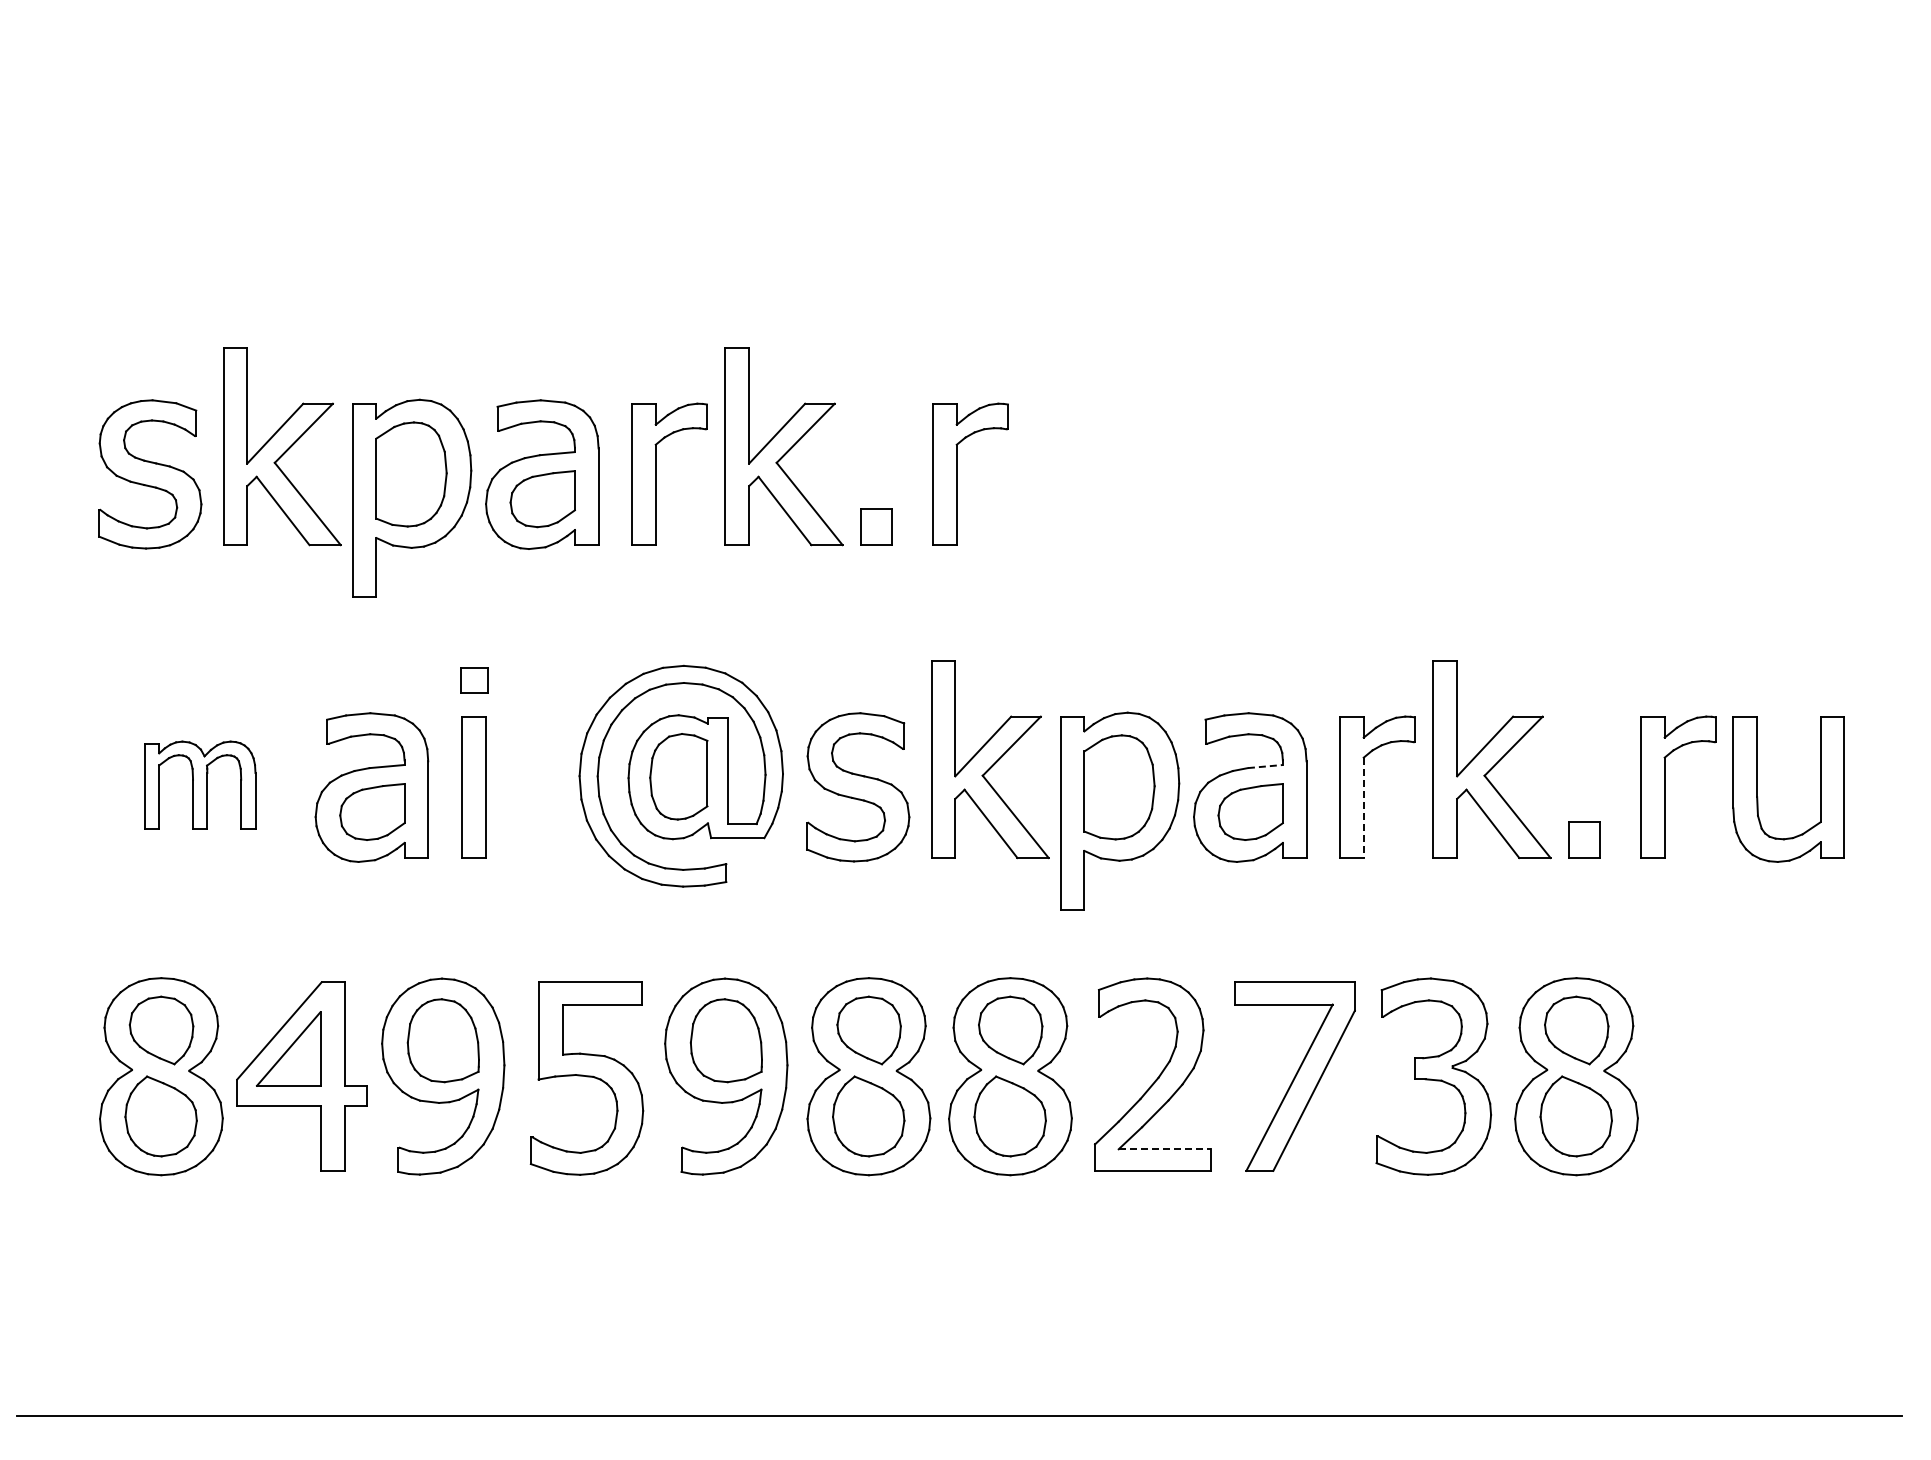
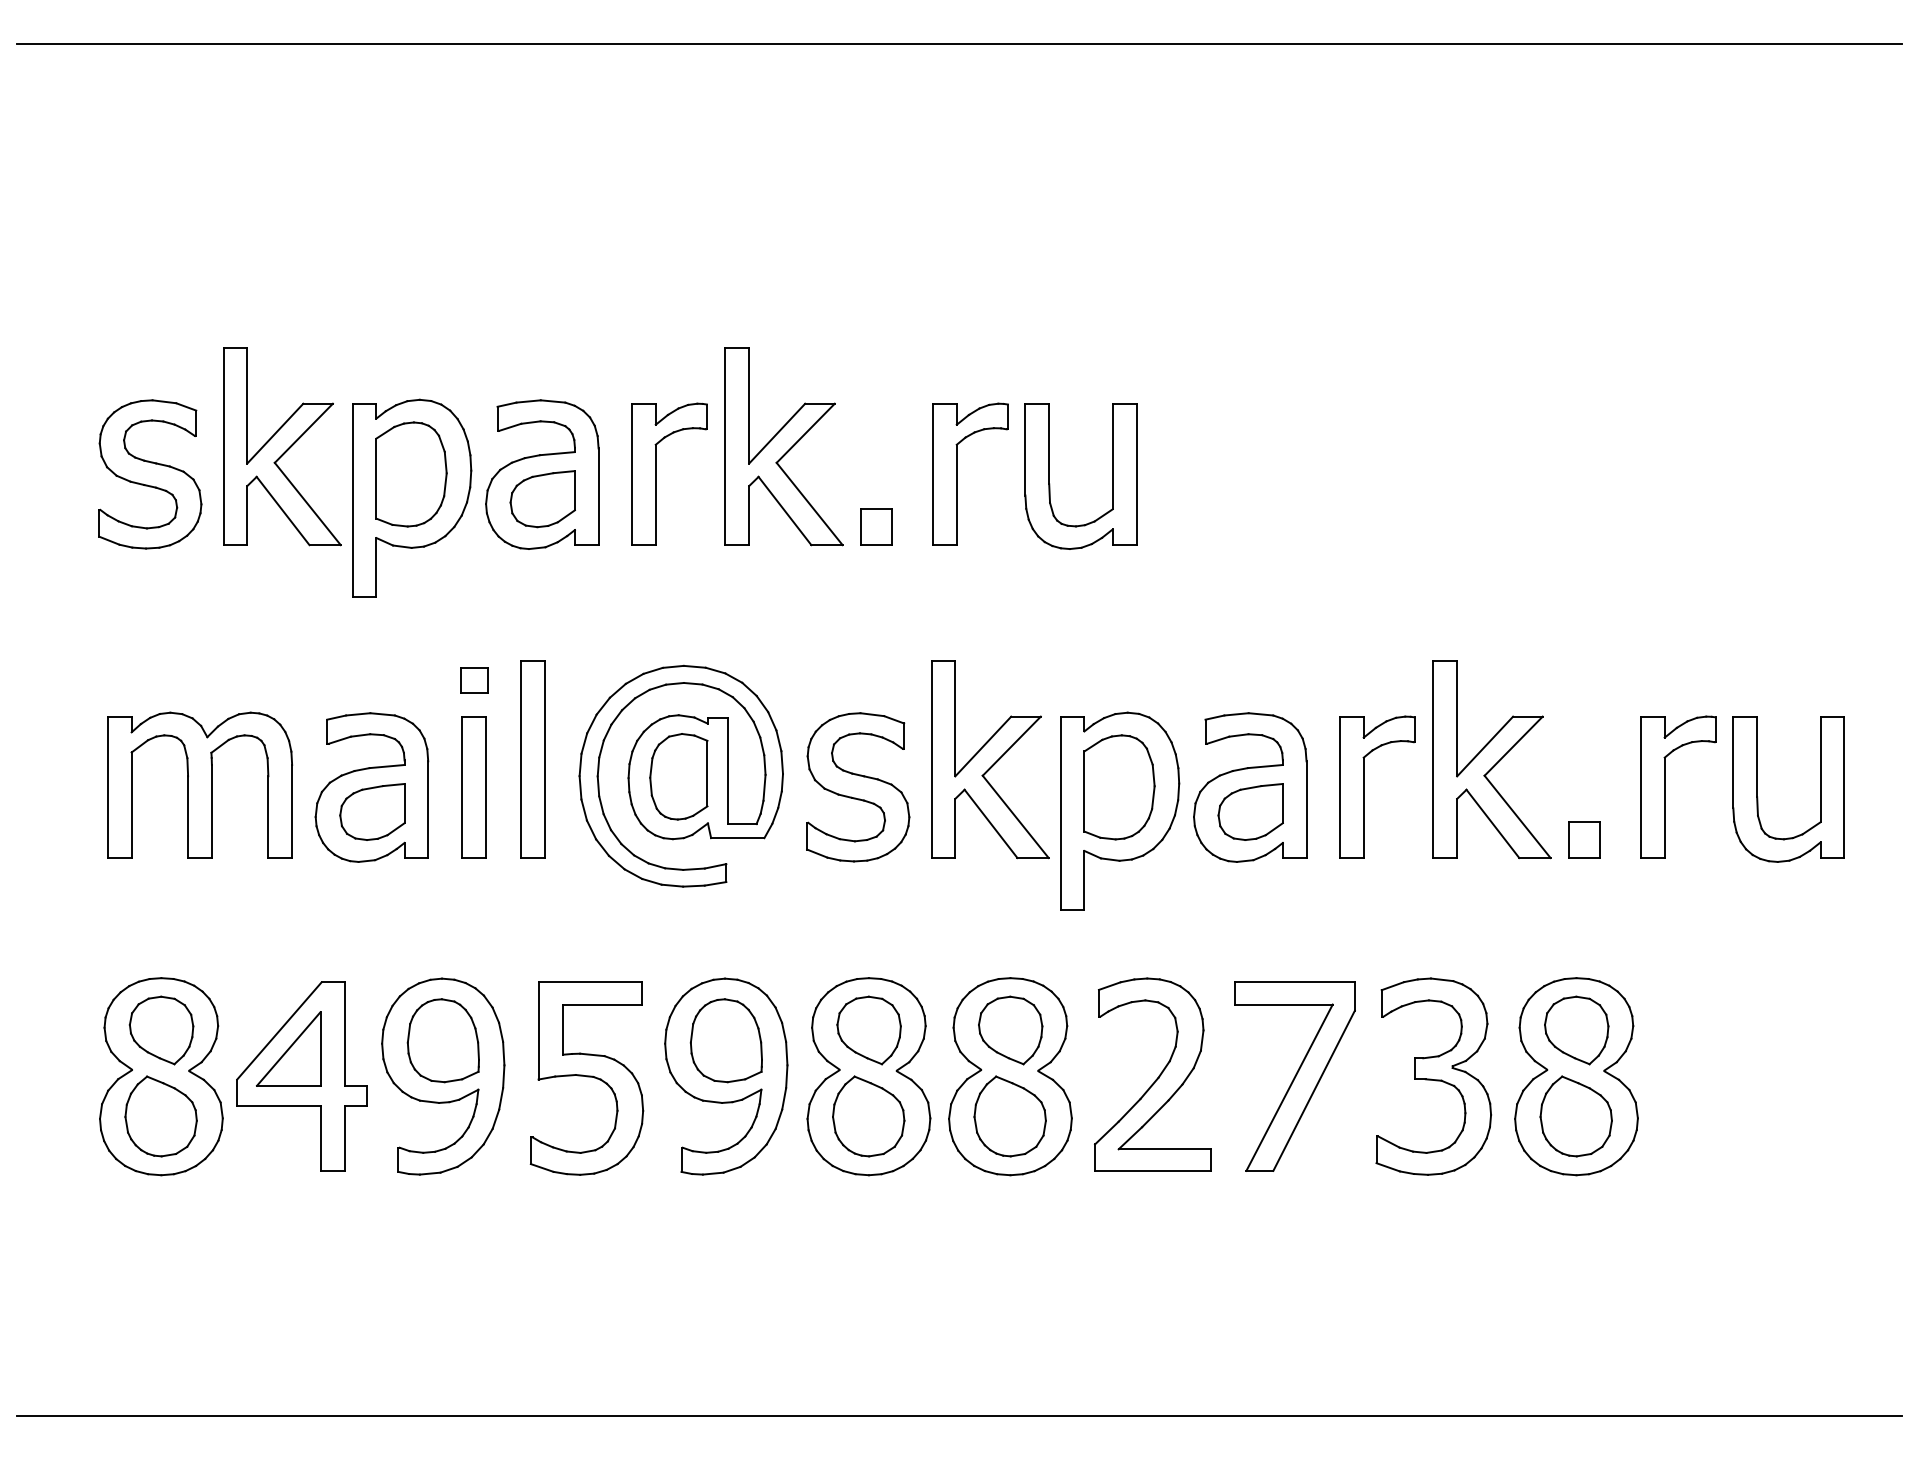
line: none -> present (958, 44)
part: none -> present (1049, 476)
part: none -> present (532, 759)
line: dashed -> solid (1265, 766)
part size: 113x90 px -> 187x148 px (200, 784)
line: dashed -> solid (1363, 808)
line: dashed -> solid (1165, 1149)
